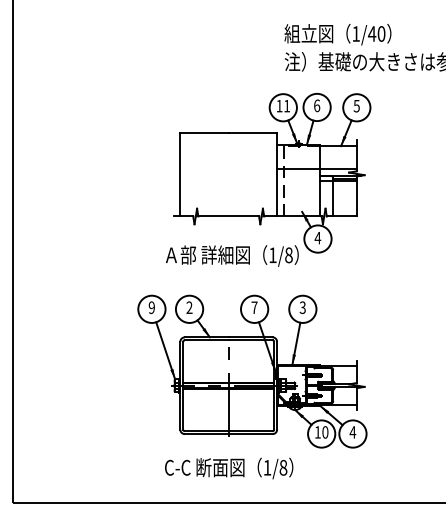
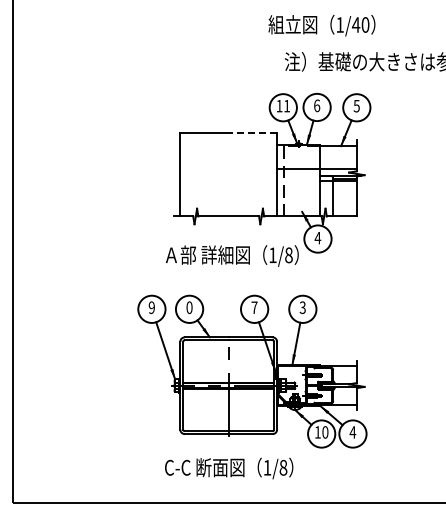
text position: (337, 34) -> (321, 25) (321, 25)
line: solid -> dashed (252, 133)
text: 2 -> 0 (189, 307)
